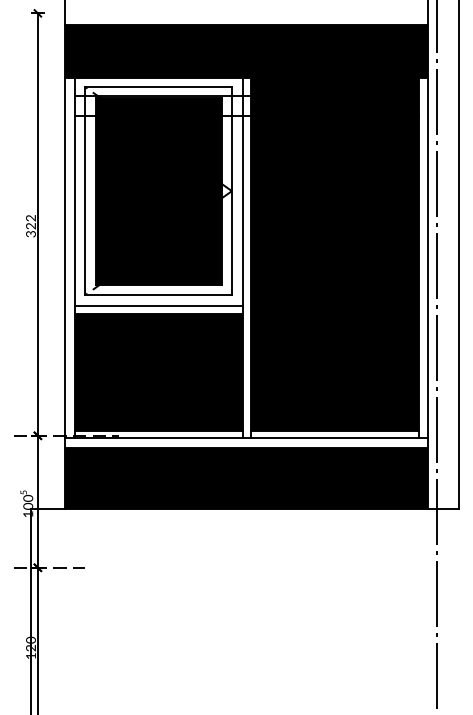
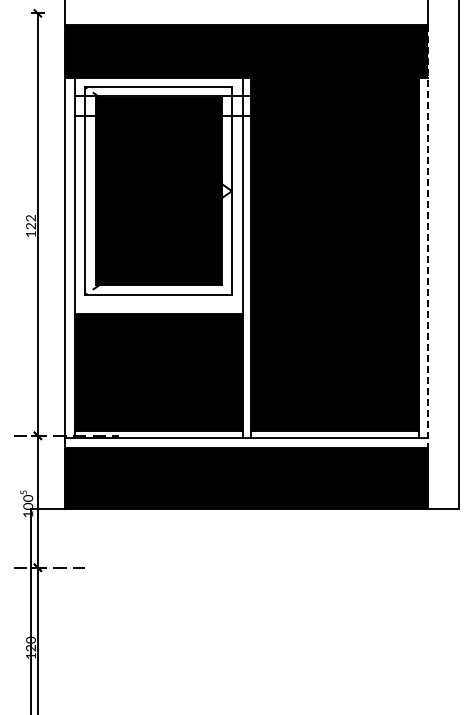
text: 322 -> 122 (30, 234)
line: solid -> dashed (428, 236)
line: present -> none (158, 305)
line: present -> none (437, 356)
